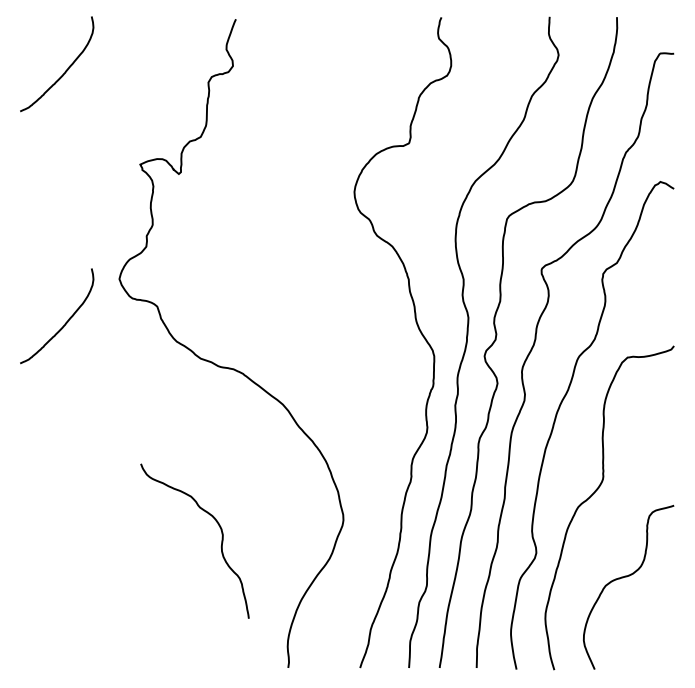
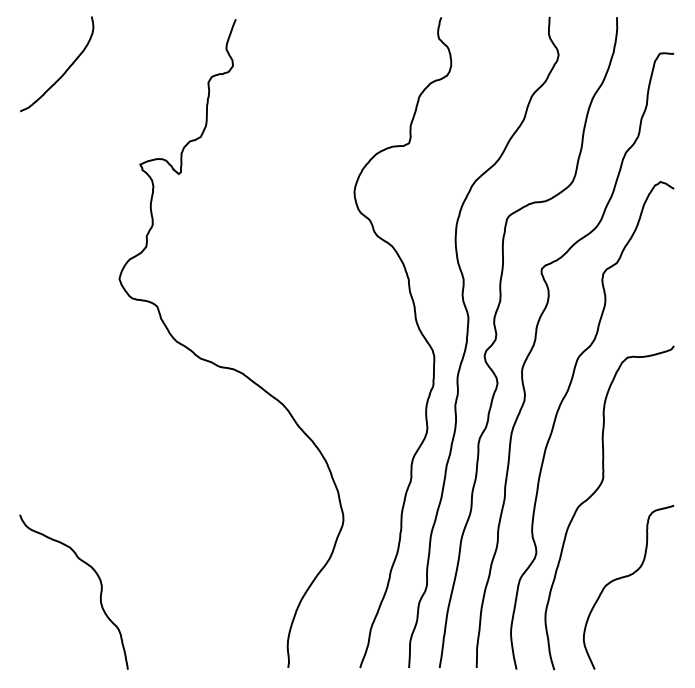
curve: present -> none (64, 323)
curve position: (220, 546) -> (99, 597) (99, 597)
